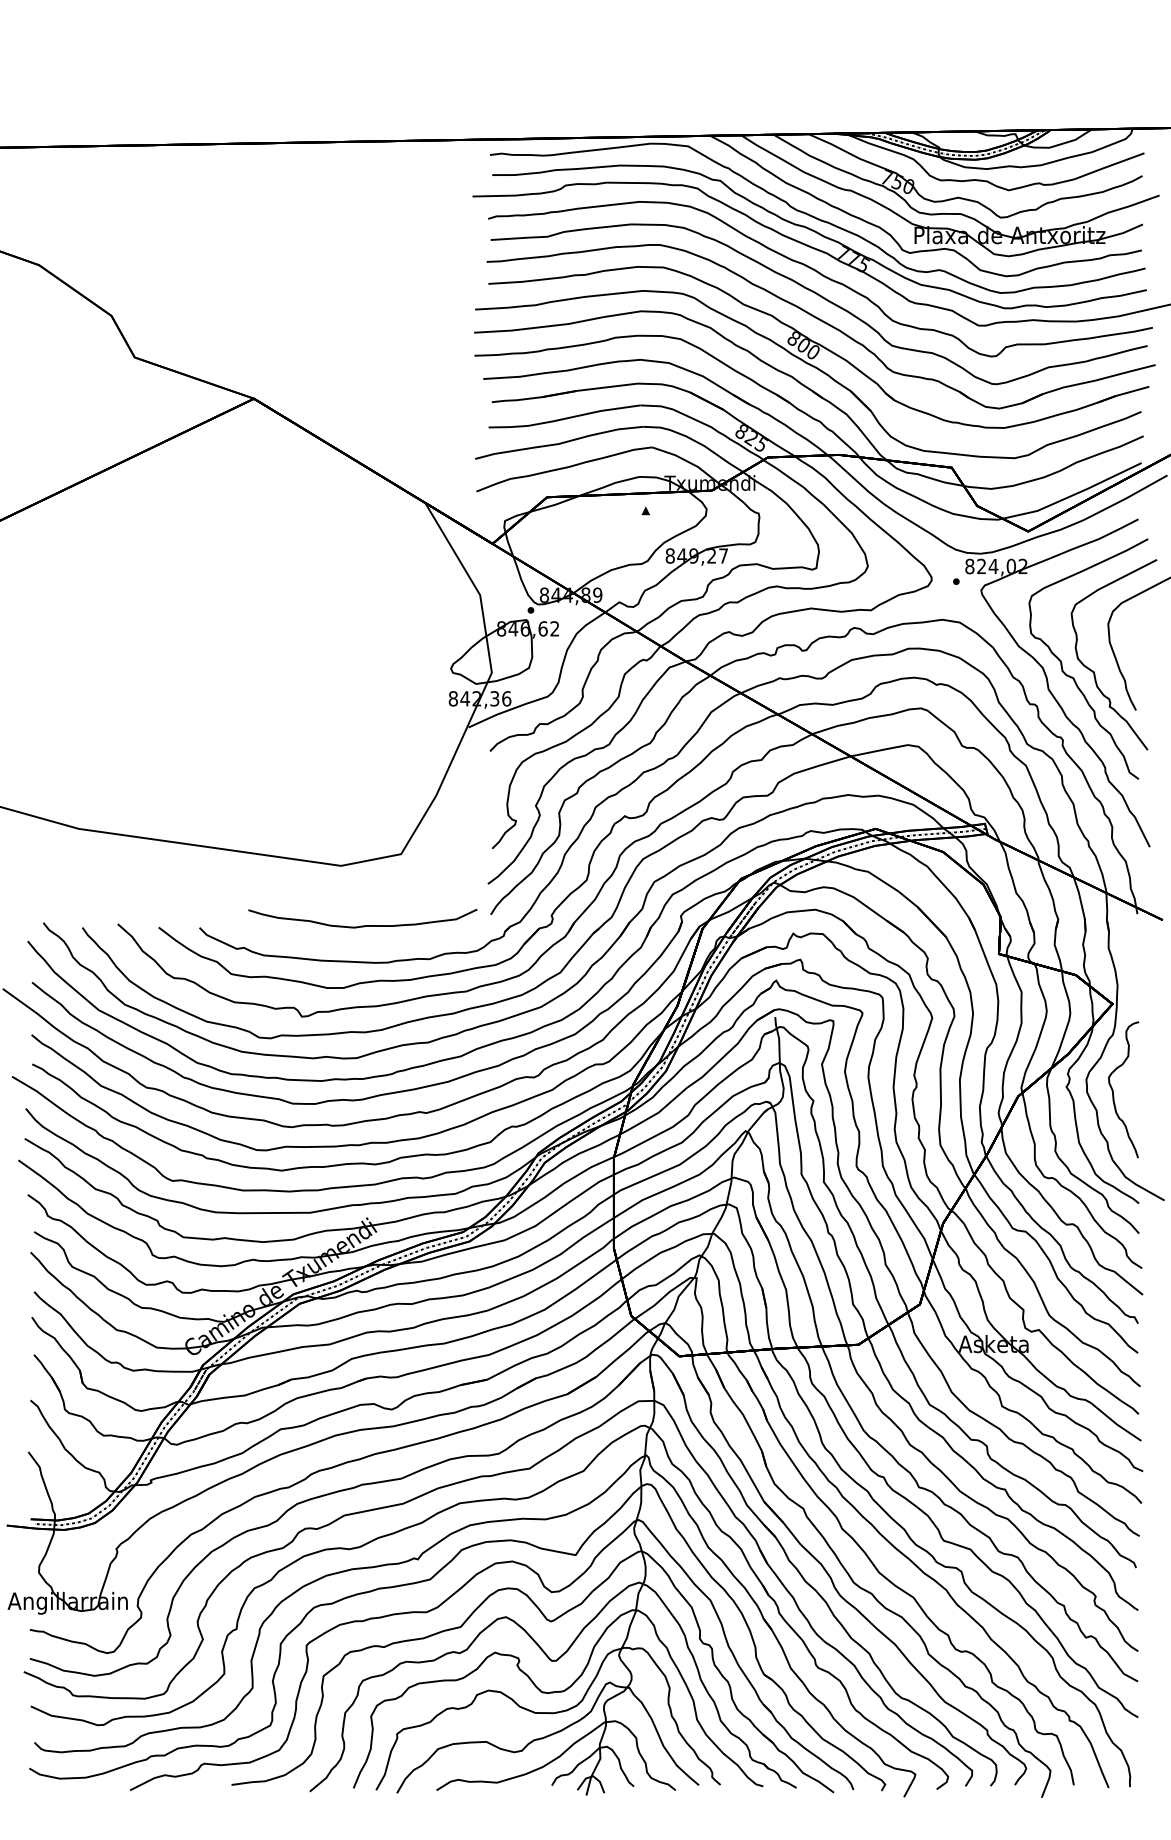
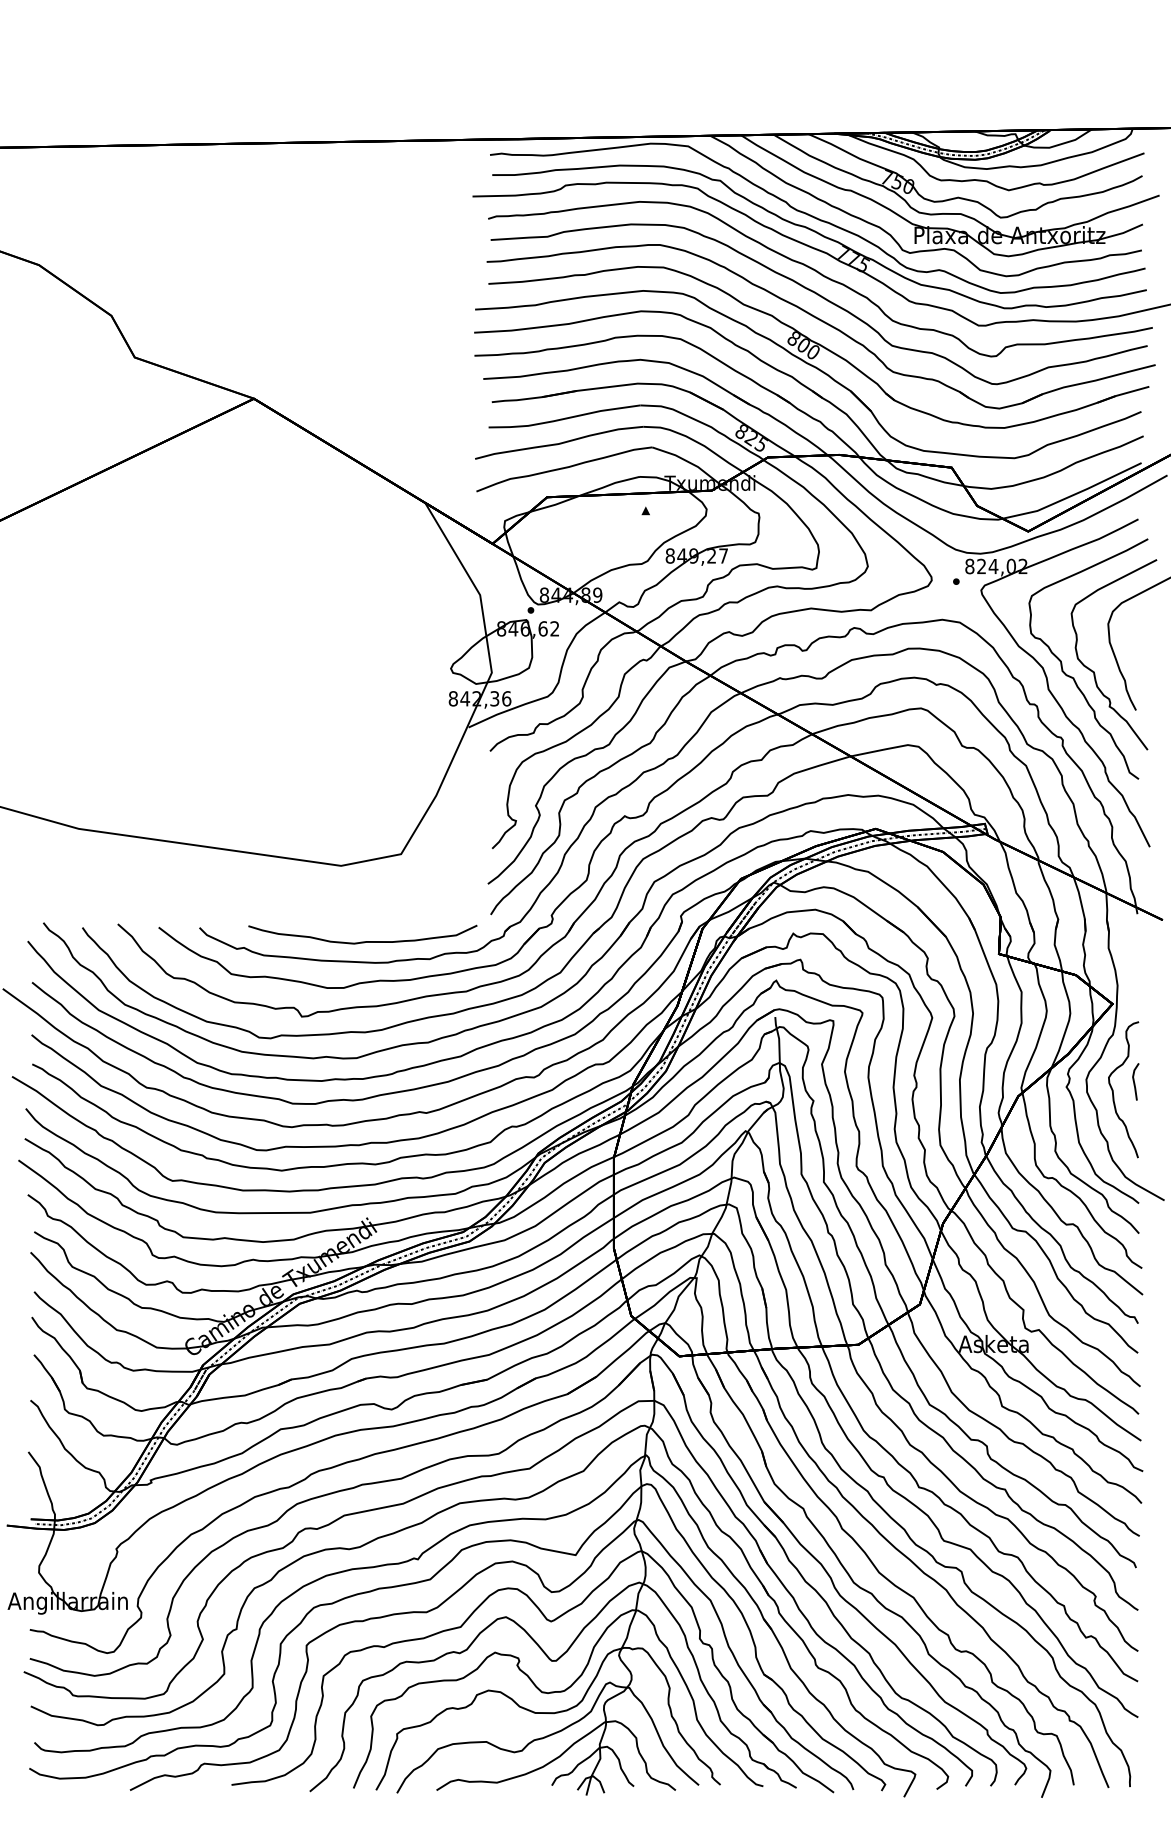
curve position: (362, 925) -> (362, 941) (362, 941)
line: none -> present (1134, 1081)
